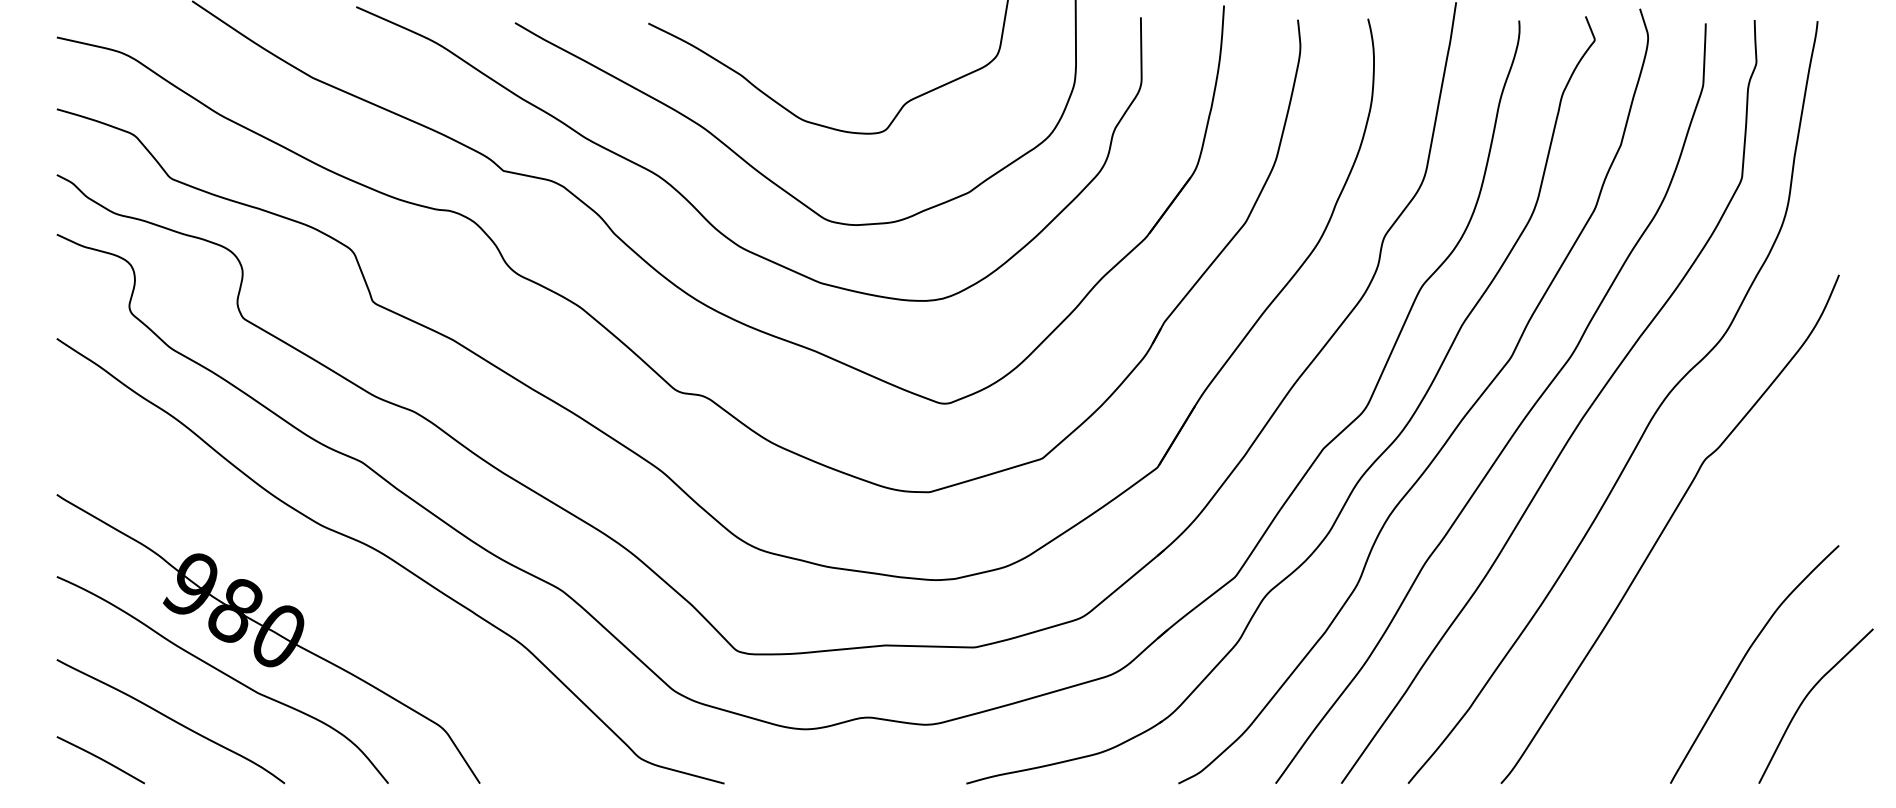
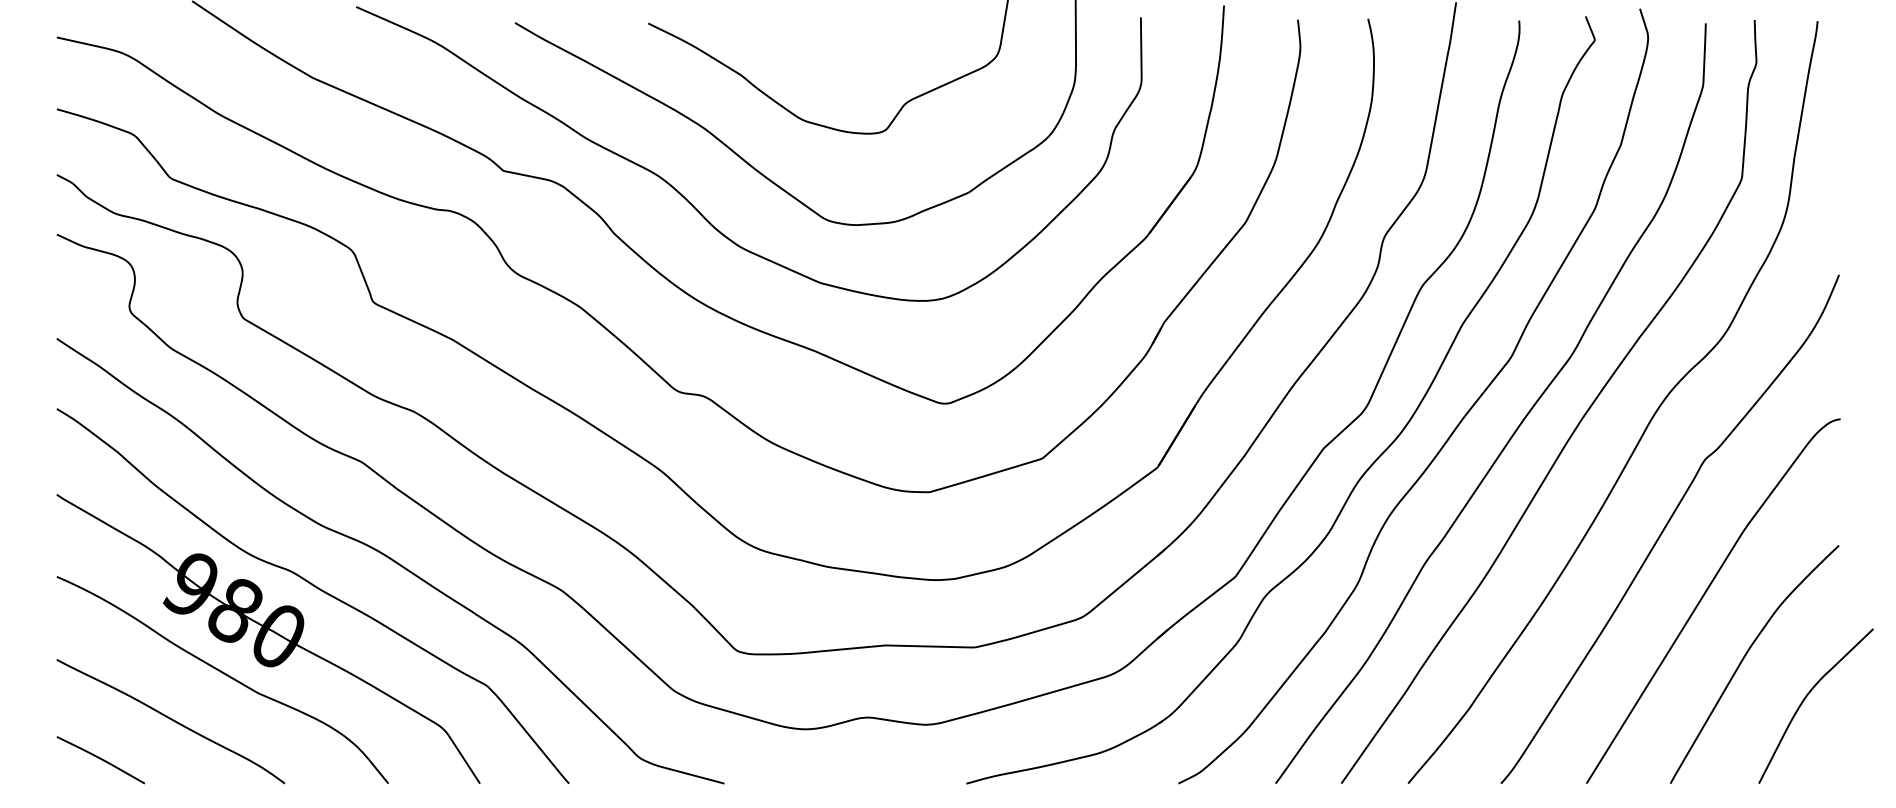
curve: none -> present (316, 588)
curve: none -> present (1705, 594)
